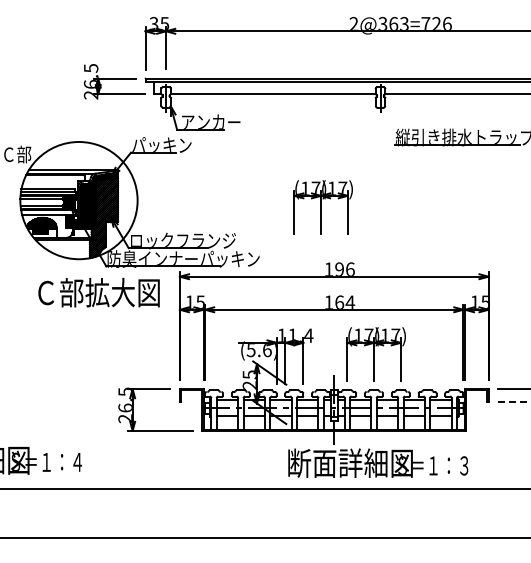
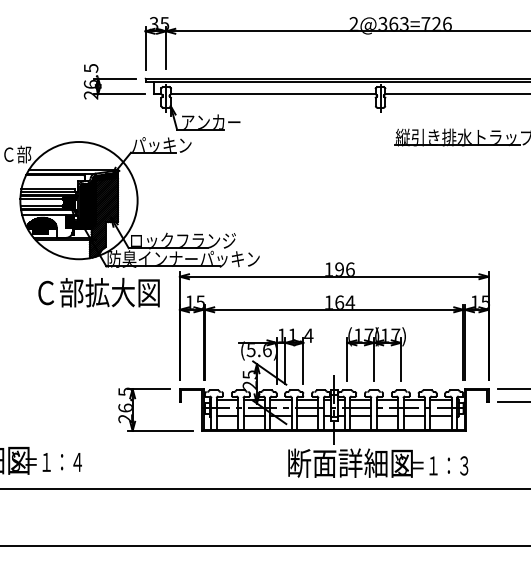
part: present -> none (322, 207)
line: dashed -> solid (514, 401)
line position: (264, 538) -> (264, 546) (264, 546)
